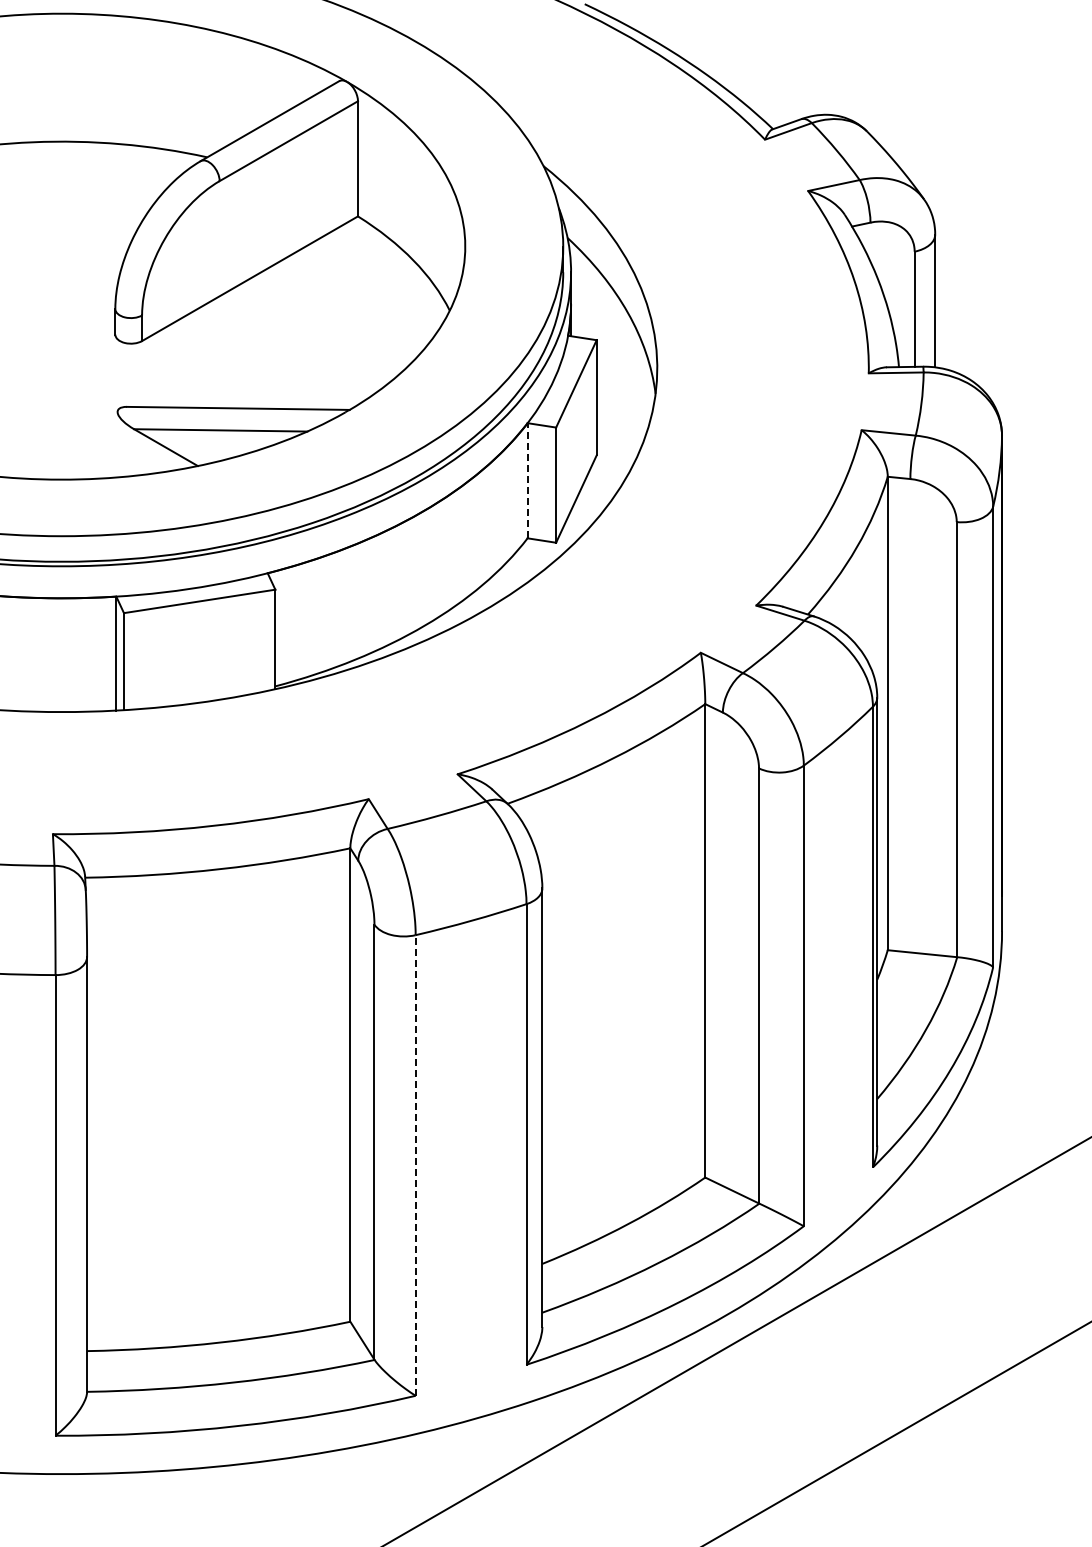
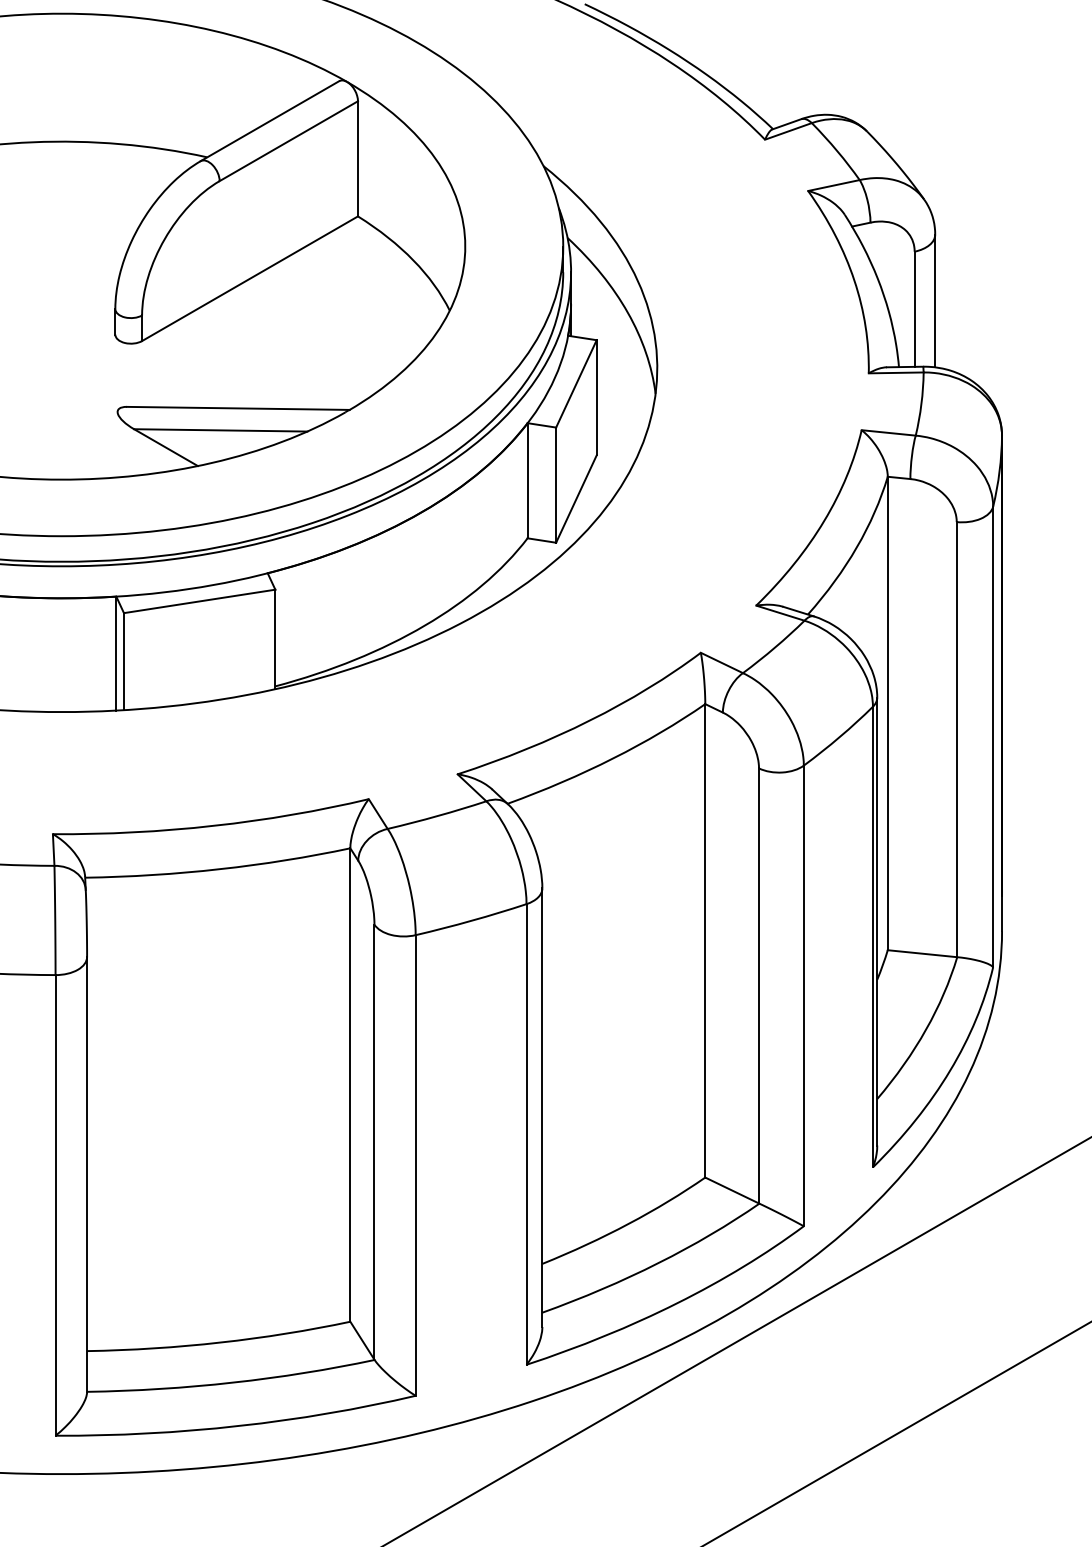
line: dashed -> solid (527, 480)
line: dashed -> solid (415, 1165)
